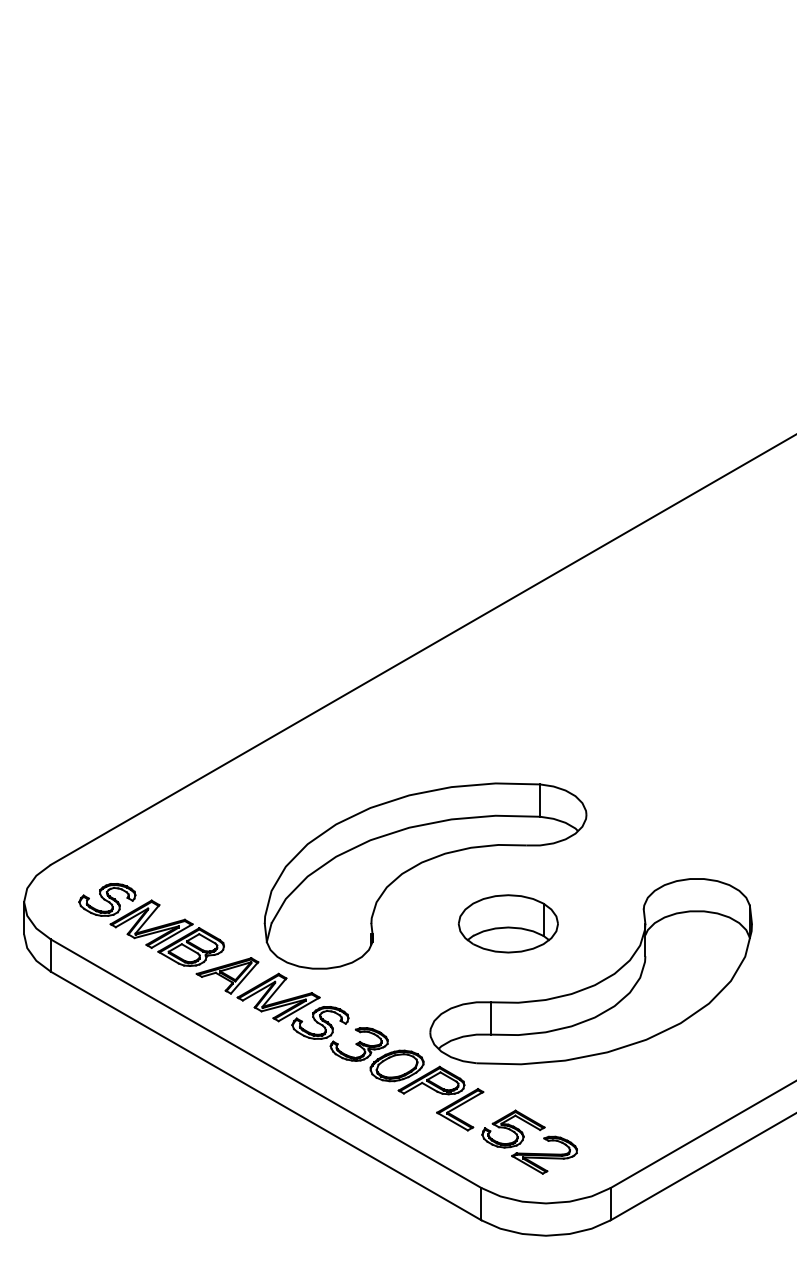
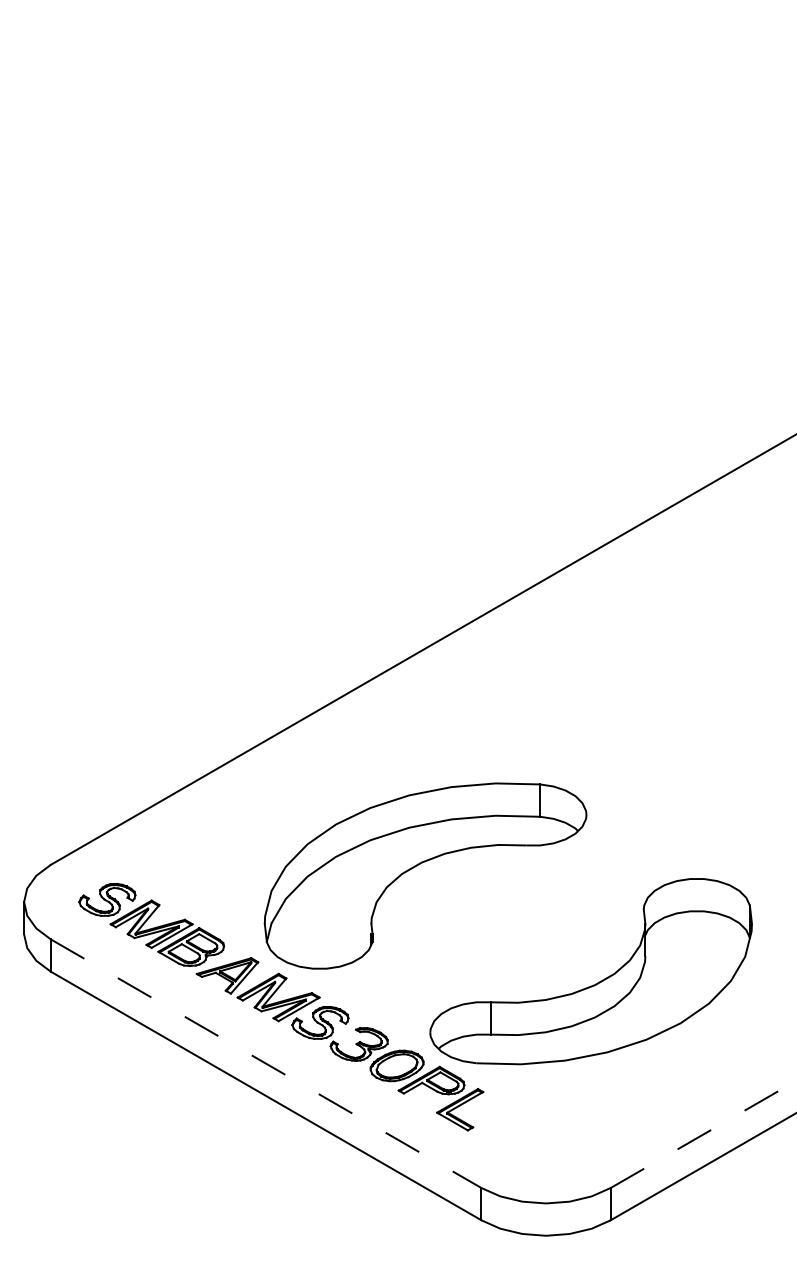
part: present -> none (507, 923)
line: solid -> dashed (266, 1063)
line: solid -> dashed (704, 1134)
part: present -> none (529, 1141)
